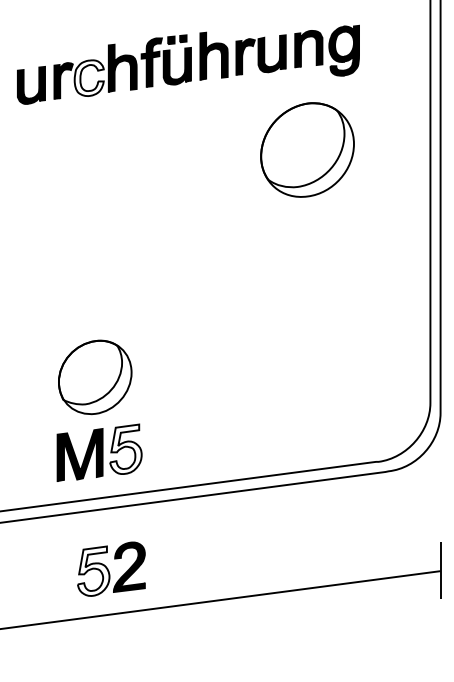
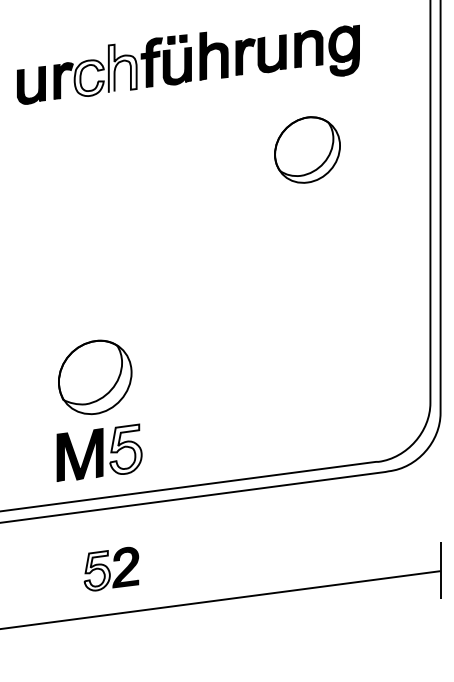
fill: present -> none (122, 68)
part size: 95x96 px -> 67x68 px (307, 149)
part size: 69x56 px -> 57x46 px (111, 568)
